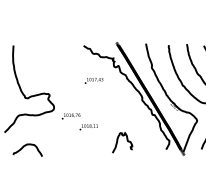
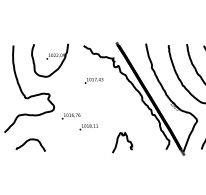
part: none -> present (49, 60)
curve position: (25, 146) -> (28, 141) (28, 141)
